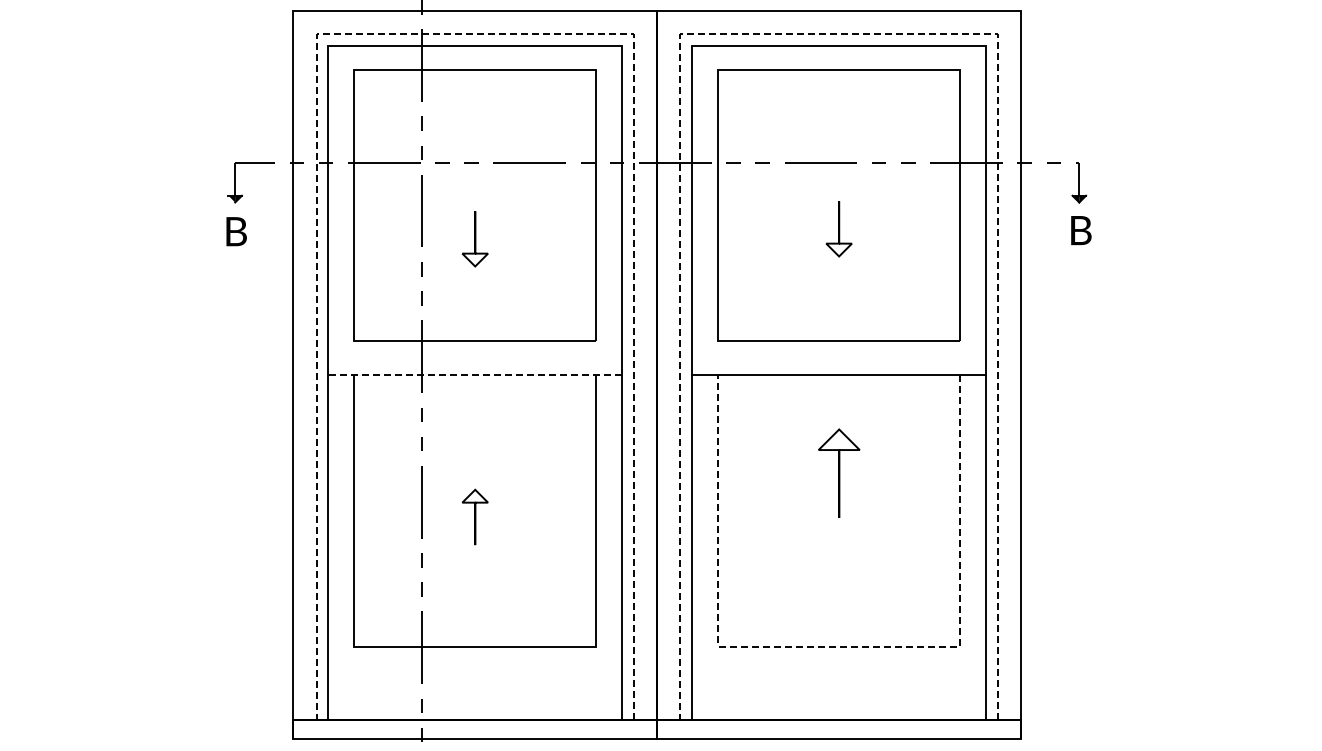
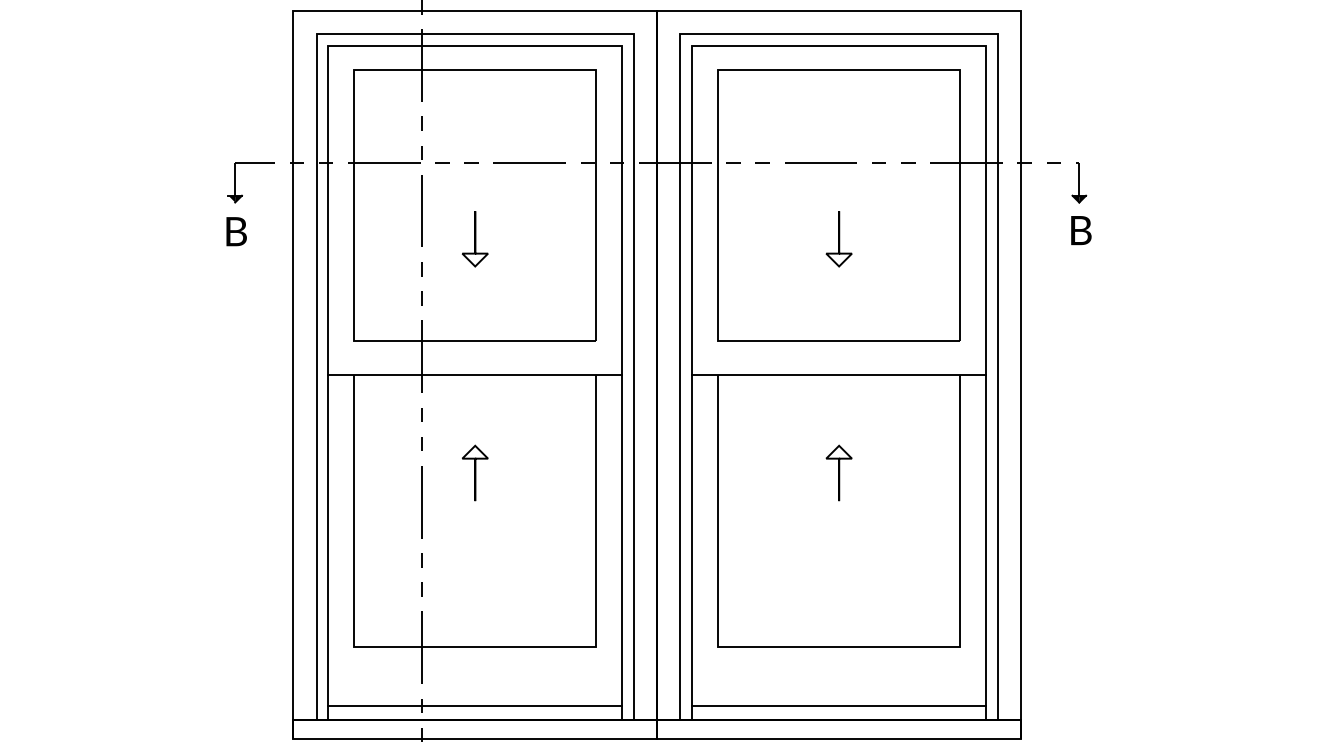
line: dashed -> solid (475, 34)
line: dashed -> solid (839, 34)
part position: (838, 229) -> (838, 239) (838, 239)
line: dashed -> solid (474, 375)
part size: 43x90 px -> 28x58 px (838, 472)
part position: (475, 516) -> (475, 472) (475, 472)
line: dashed -> solid (838, 646)
line: none -> present (475, 706)
line: none -> present (839, 706)
